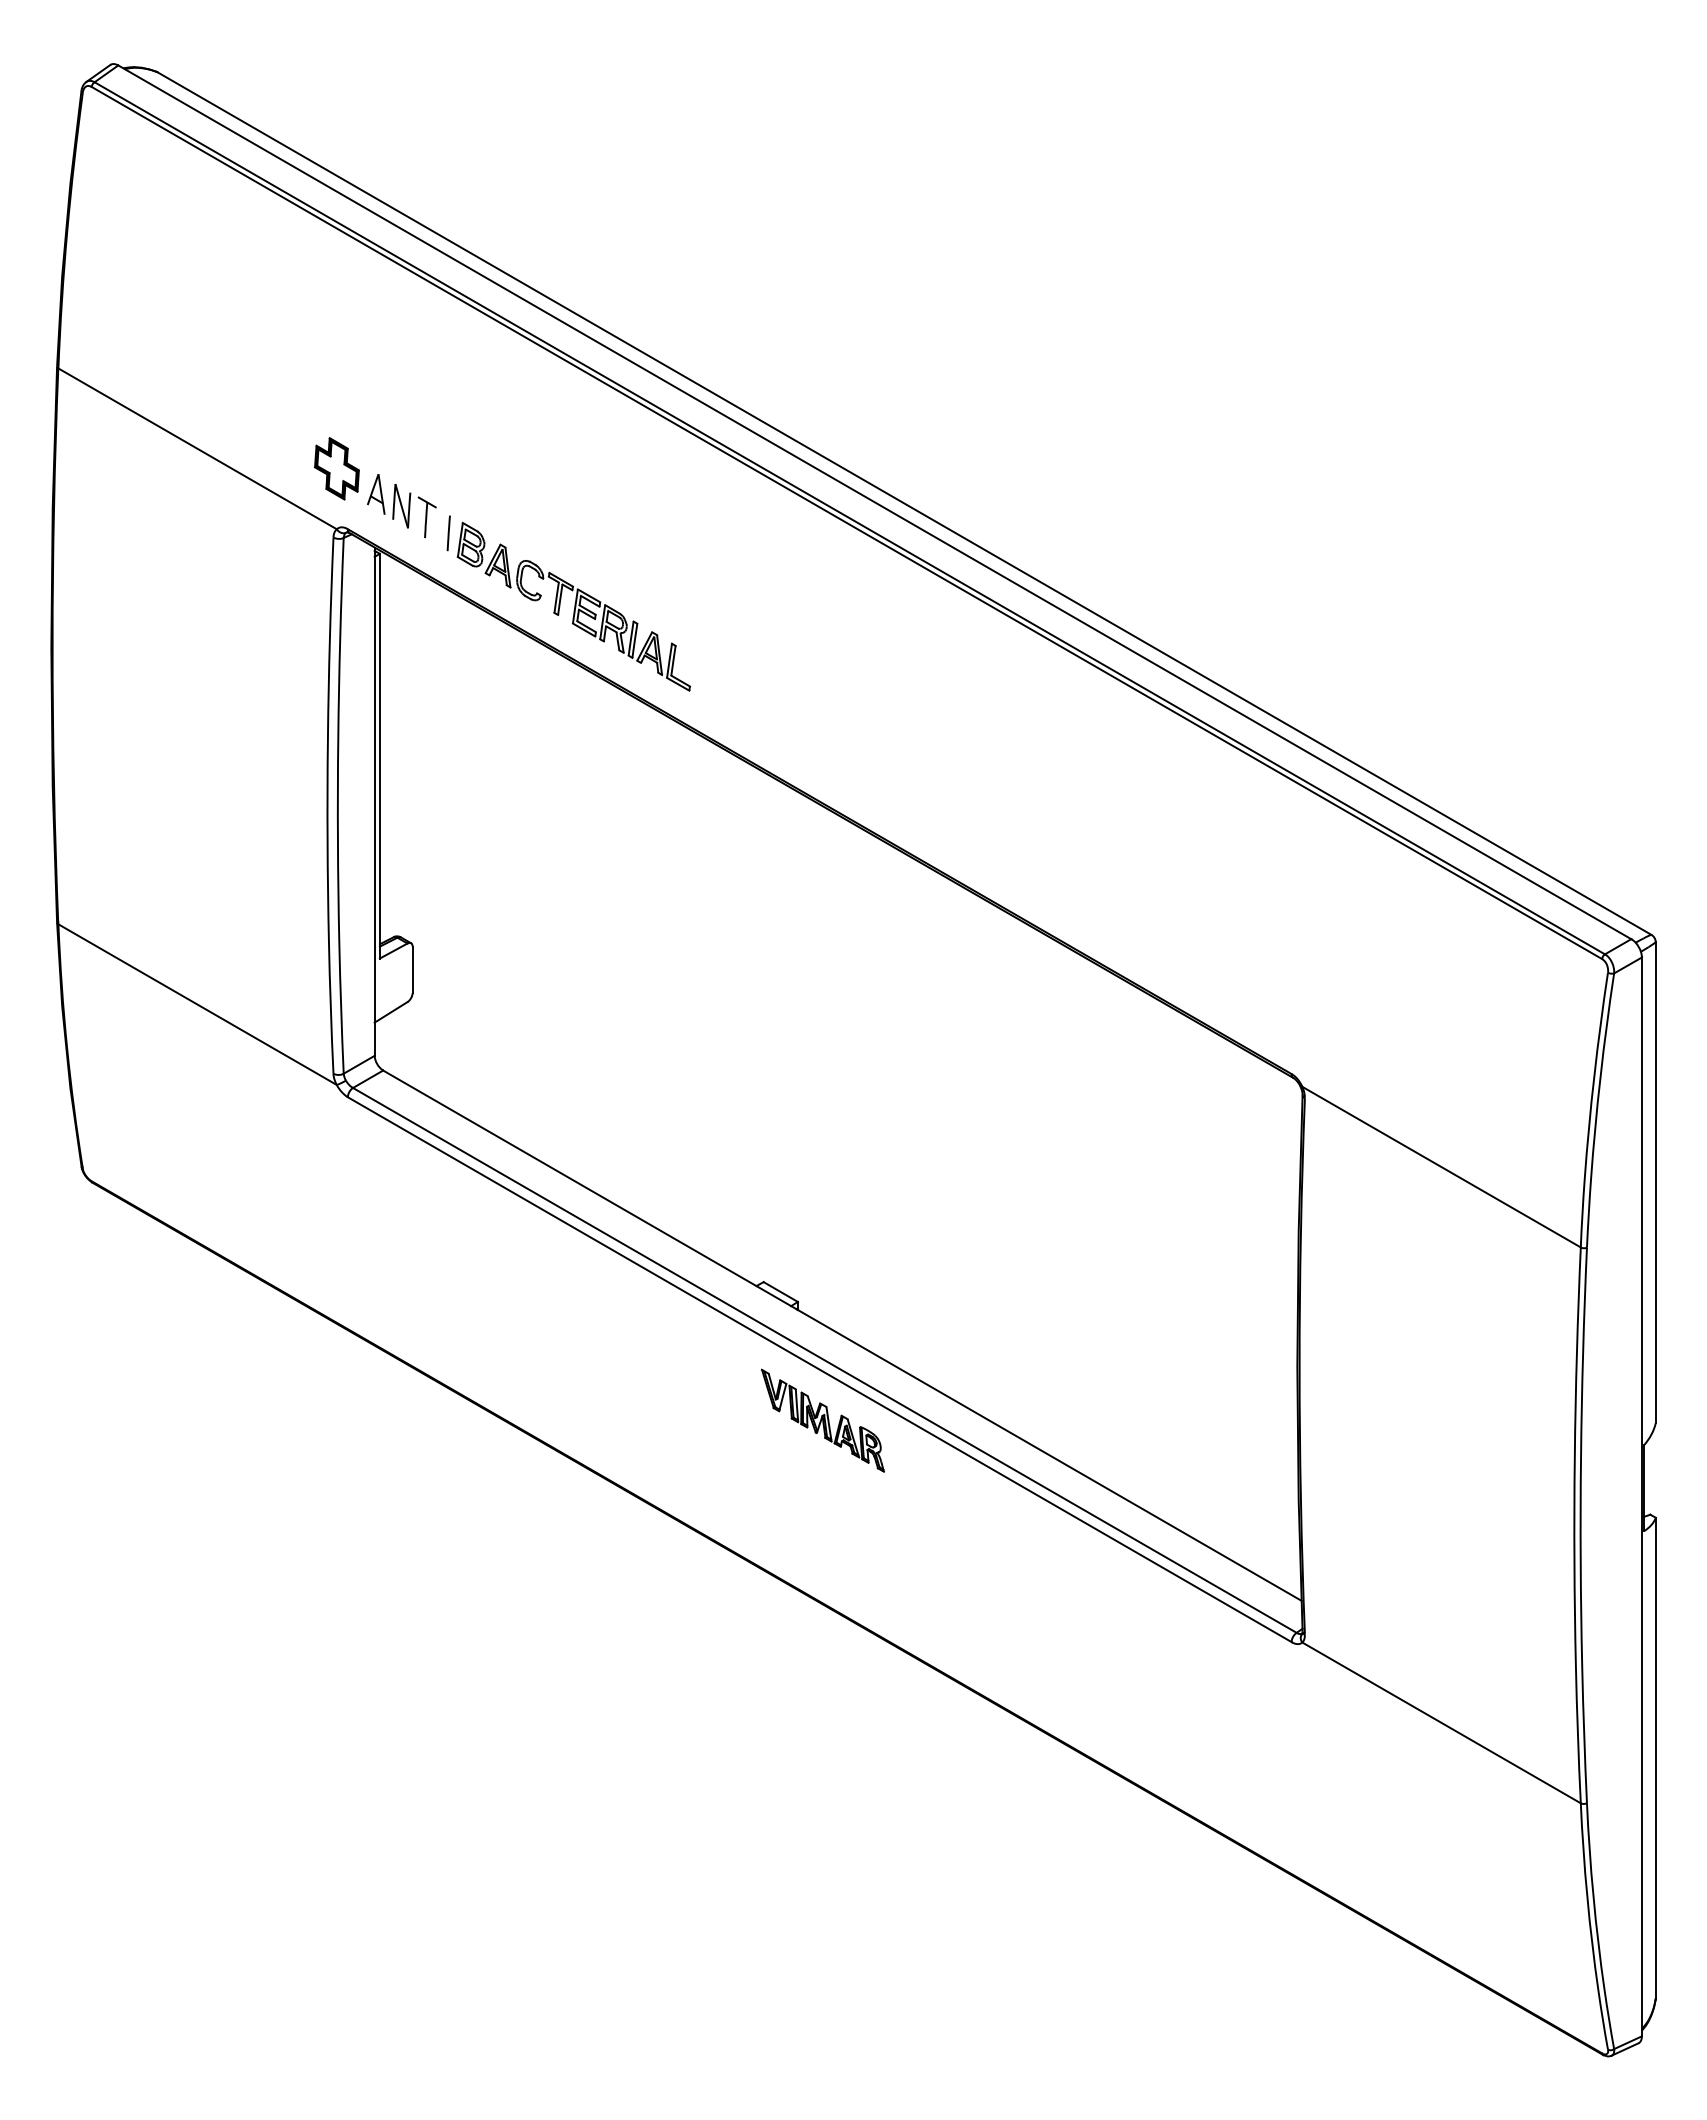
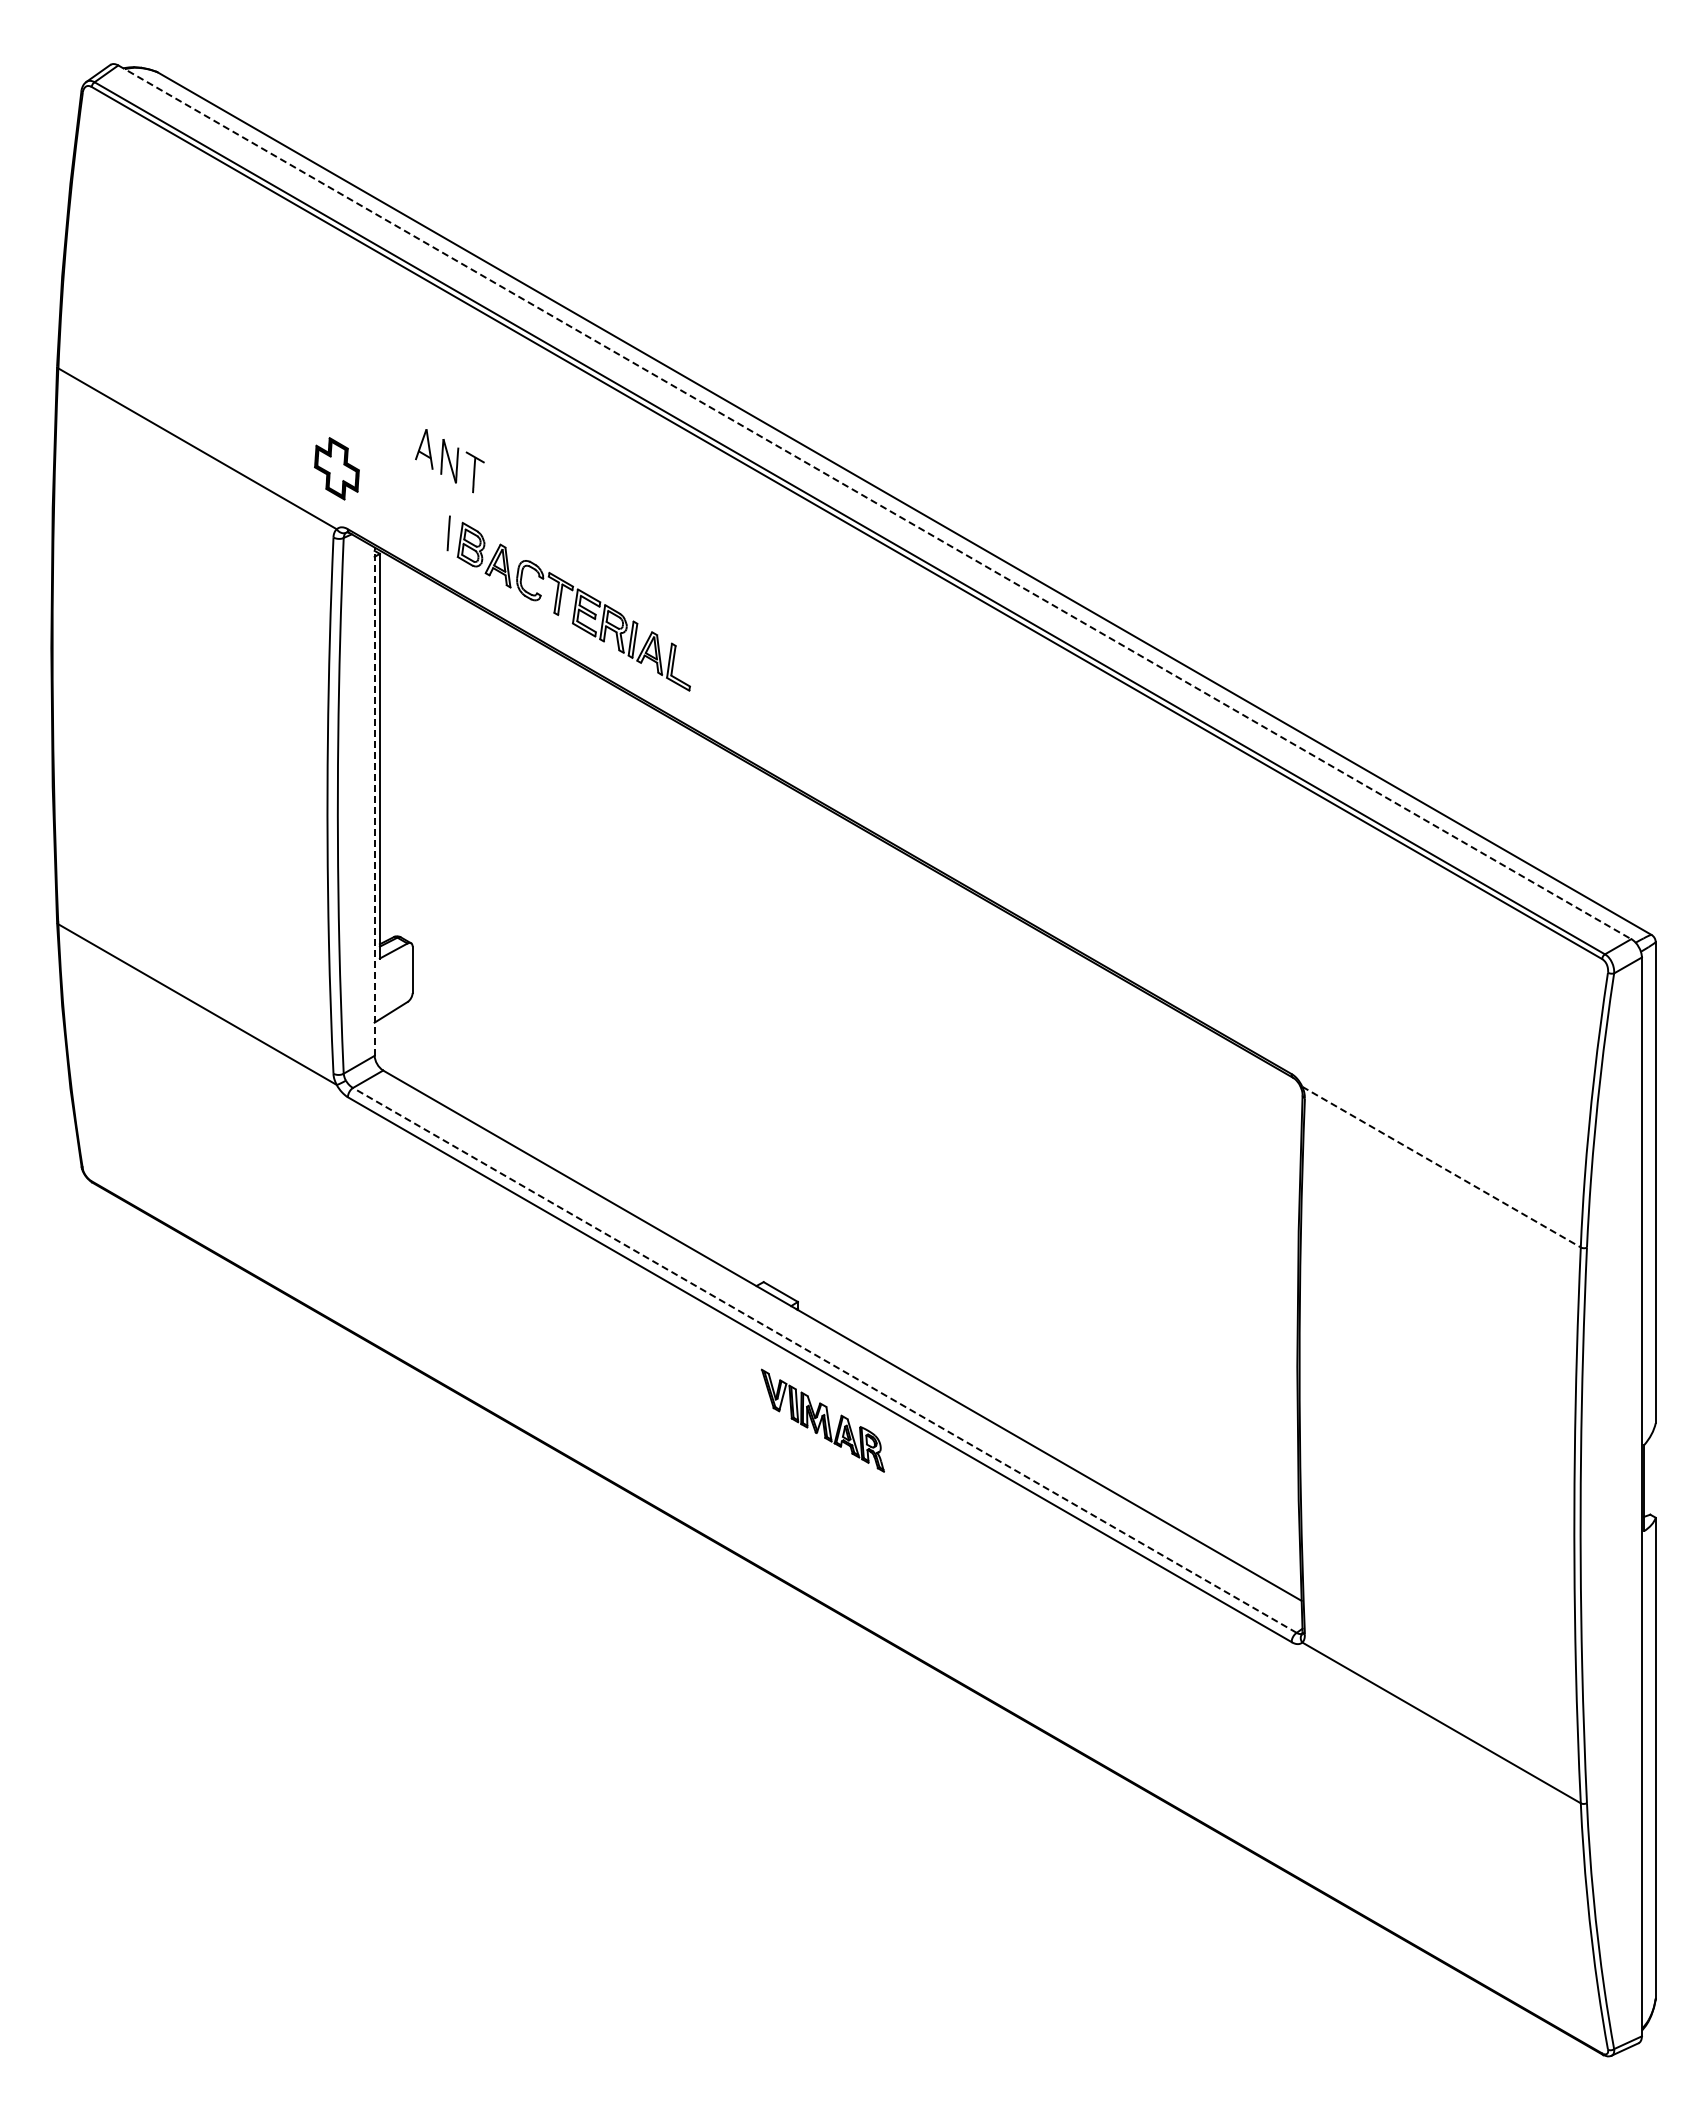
line: solid -> dashed (874, 502)
part position: (401, 506) -> (449, 461) (449, 461)
line: solid -> dashed (374, 801)
line: solid -> dashed (1441, 1167)
line: solid -> dashed (824, 1360)
